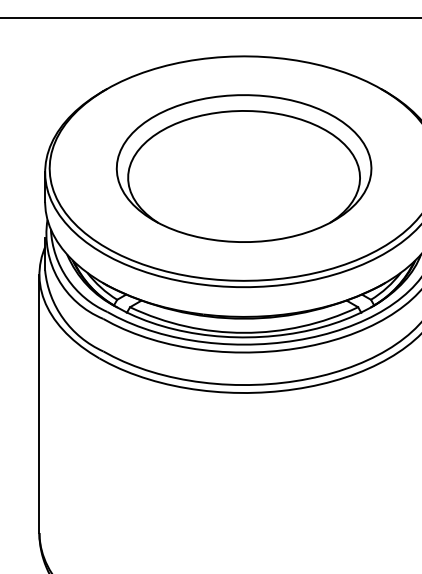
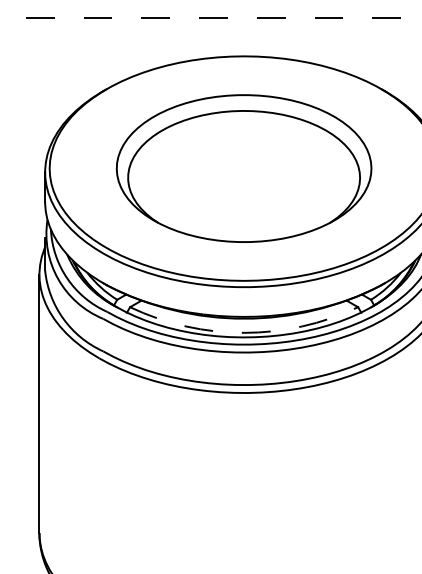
line: solid -> dashed (211, 17)
arc: solid -> dashed (244, 332)
